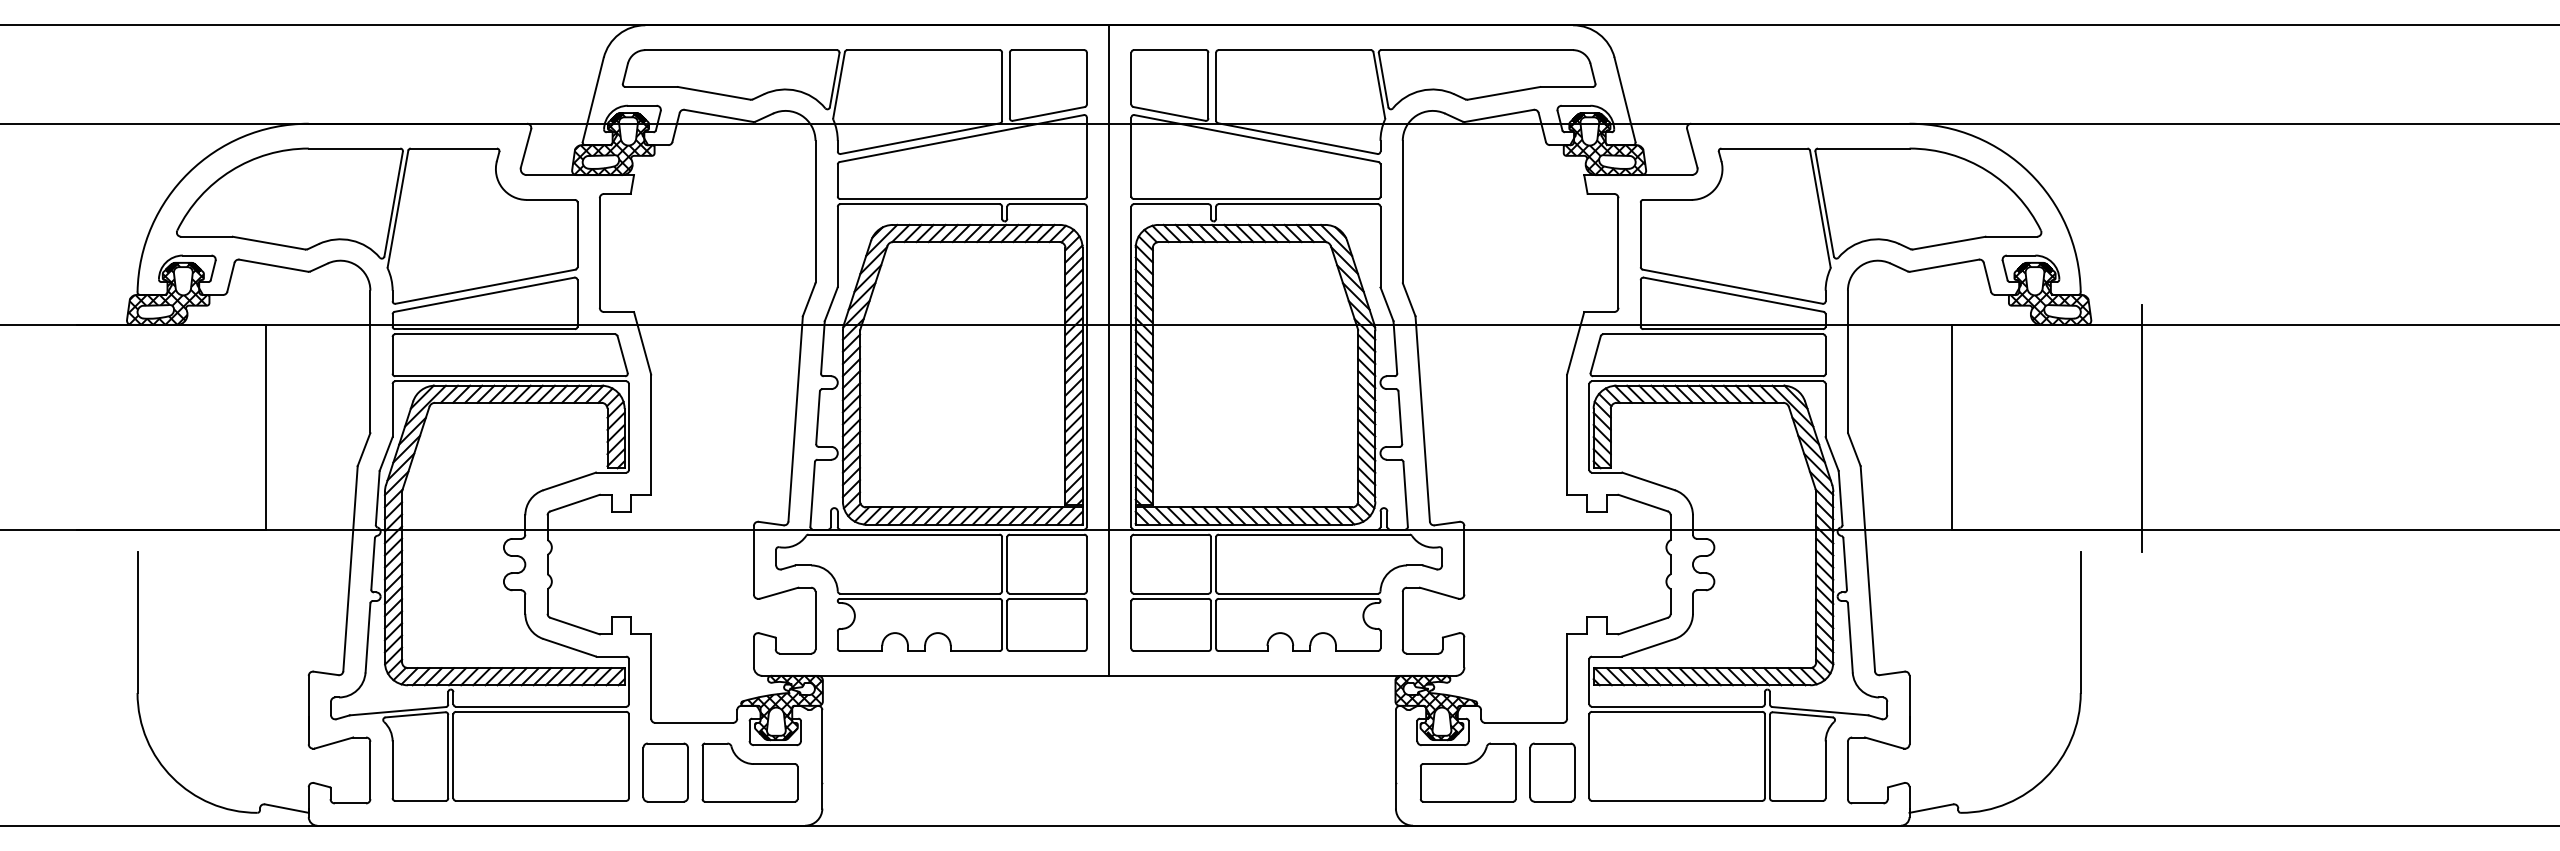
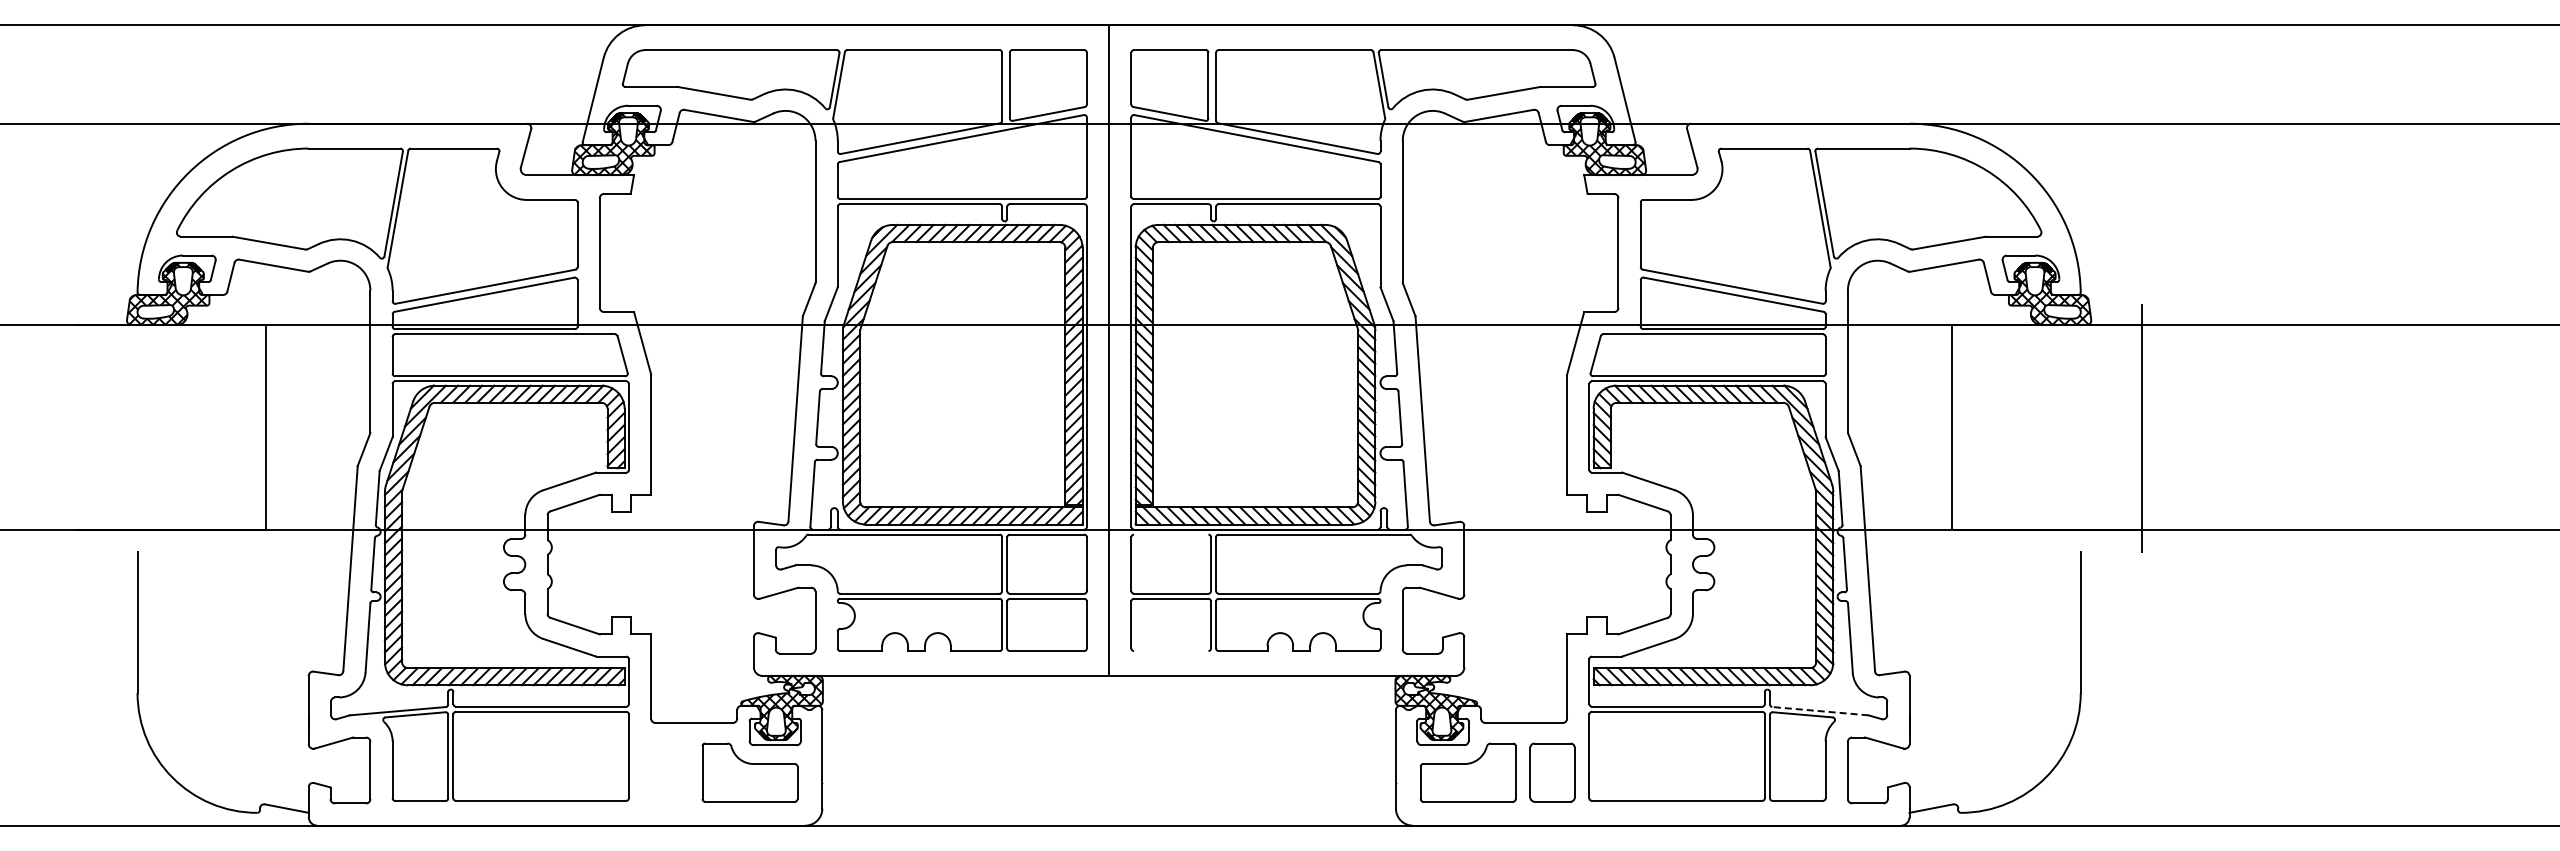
line: present -> none (1170, 534)
line: present -> none (1170, 651)
line: solid -> dashed (1819, 711)
part: present -> none (665, 772)
